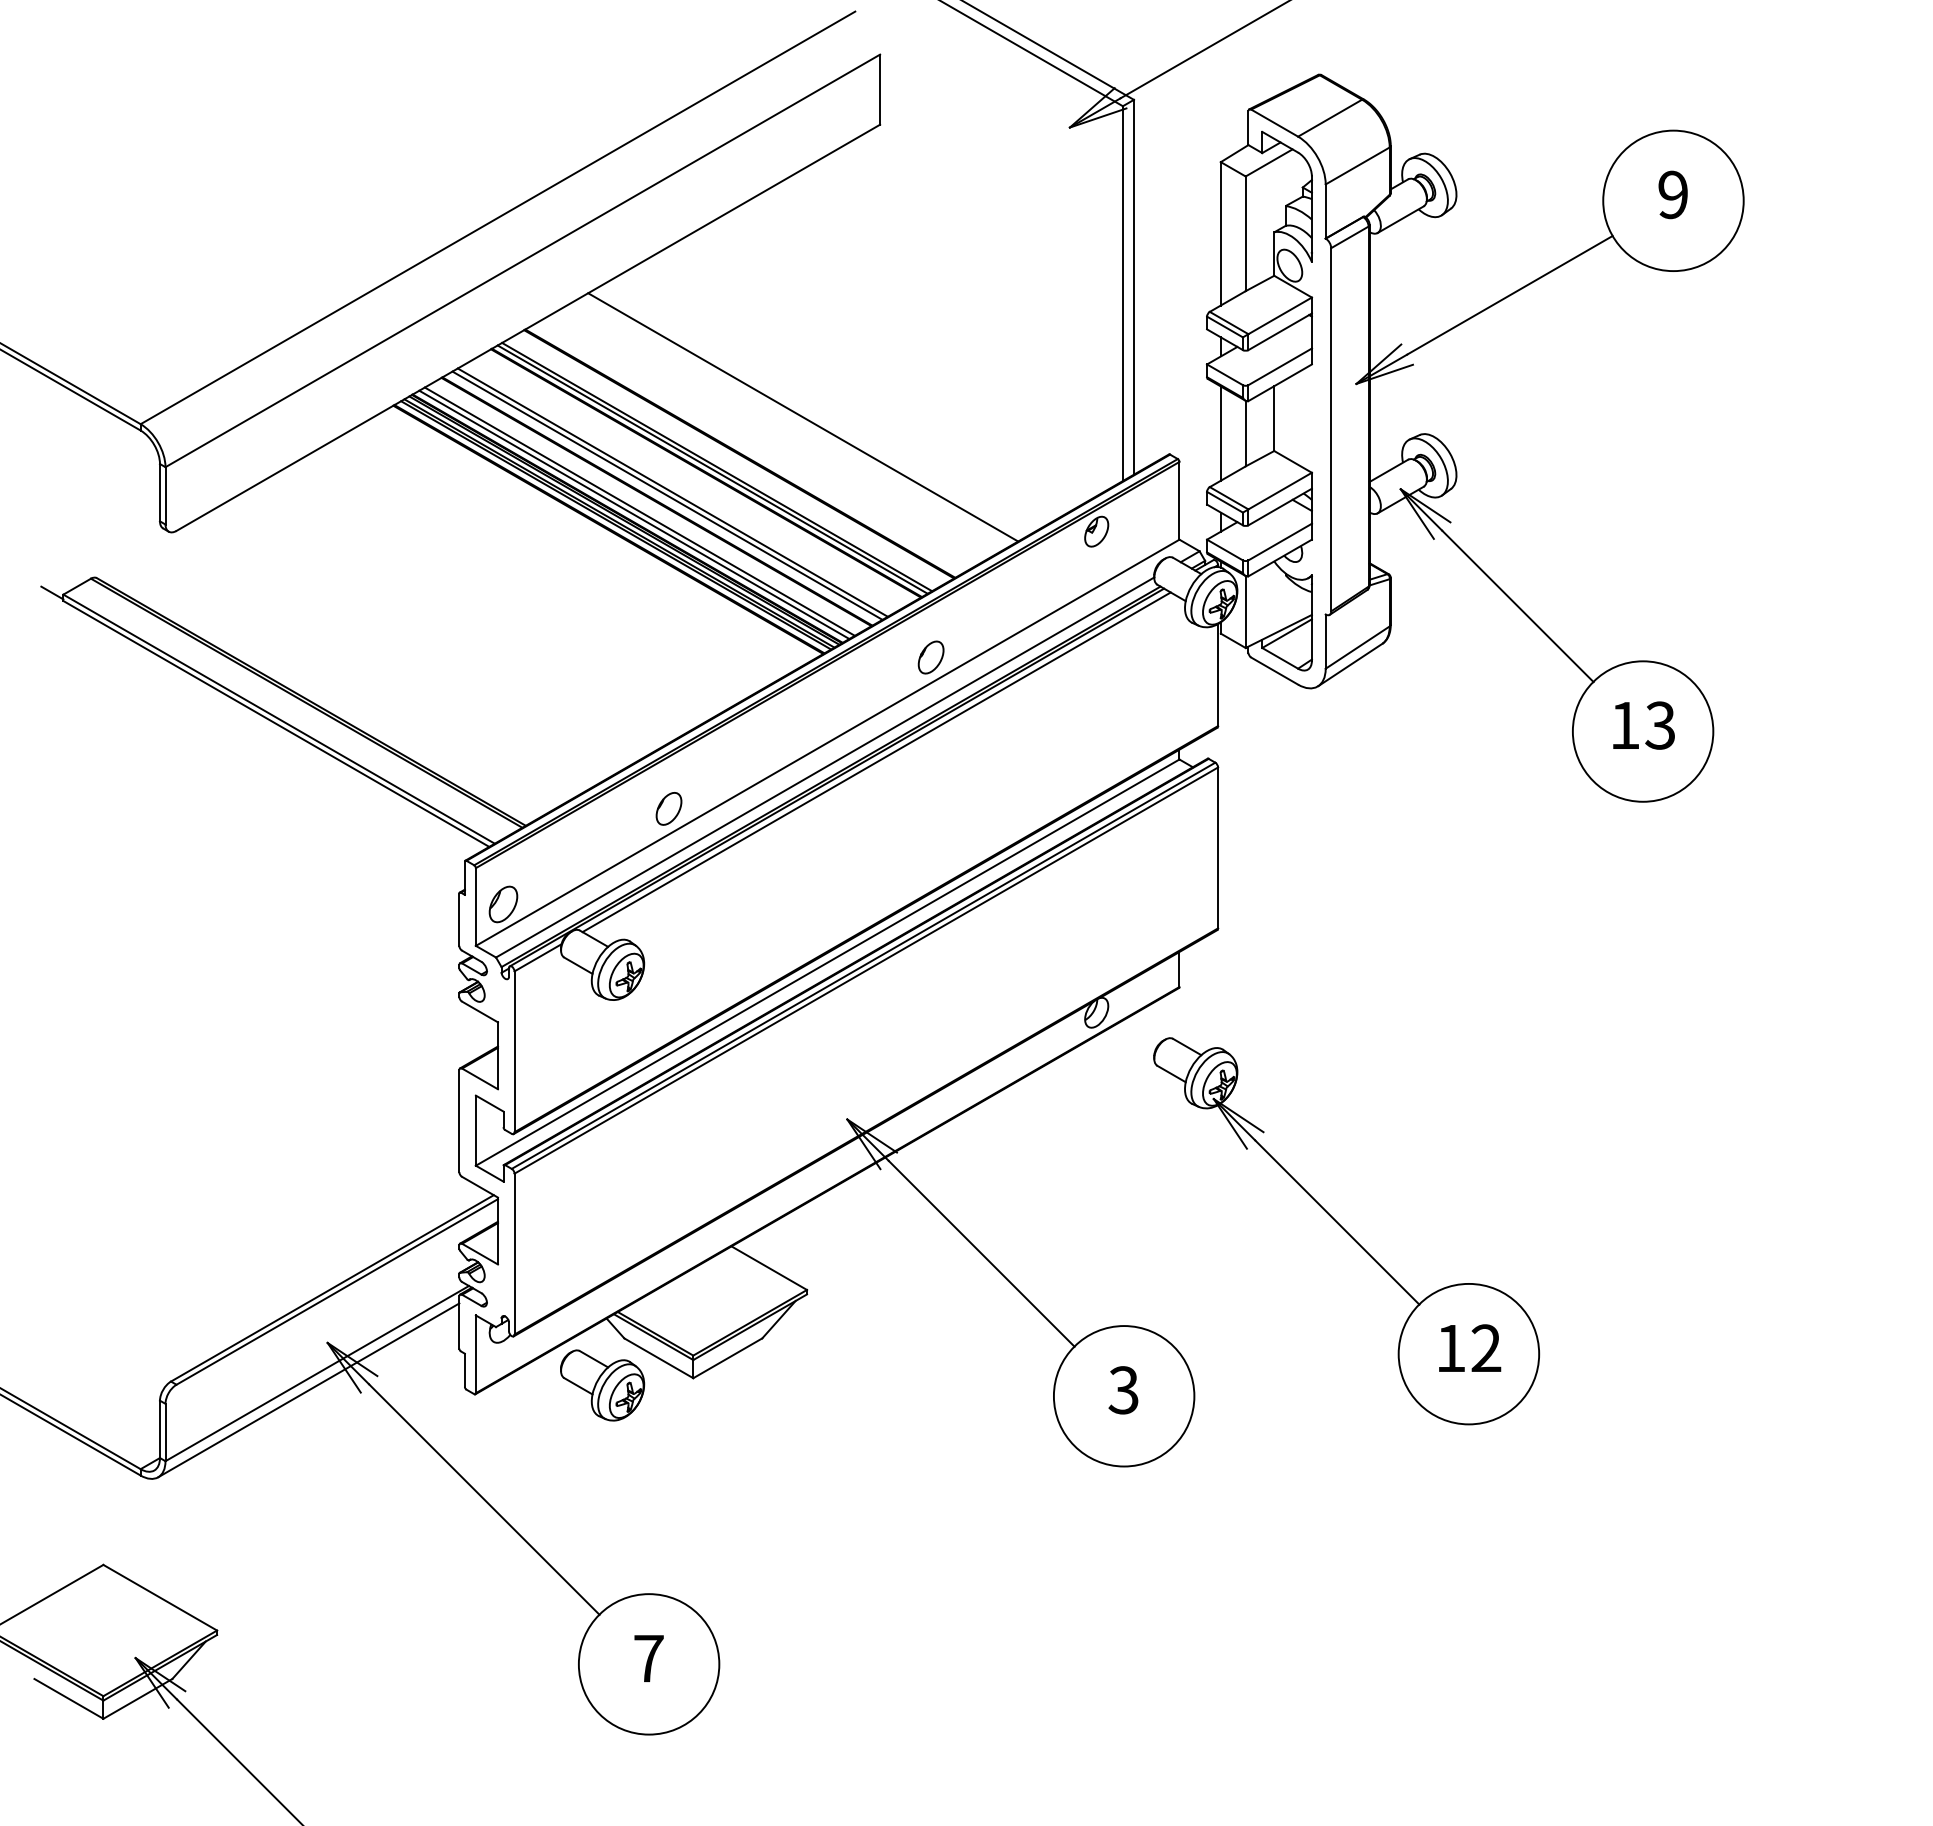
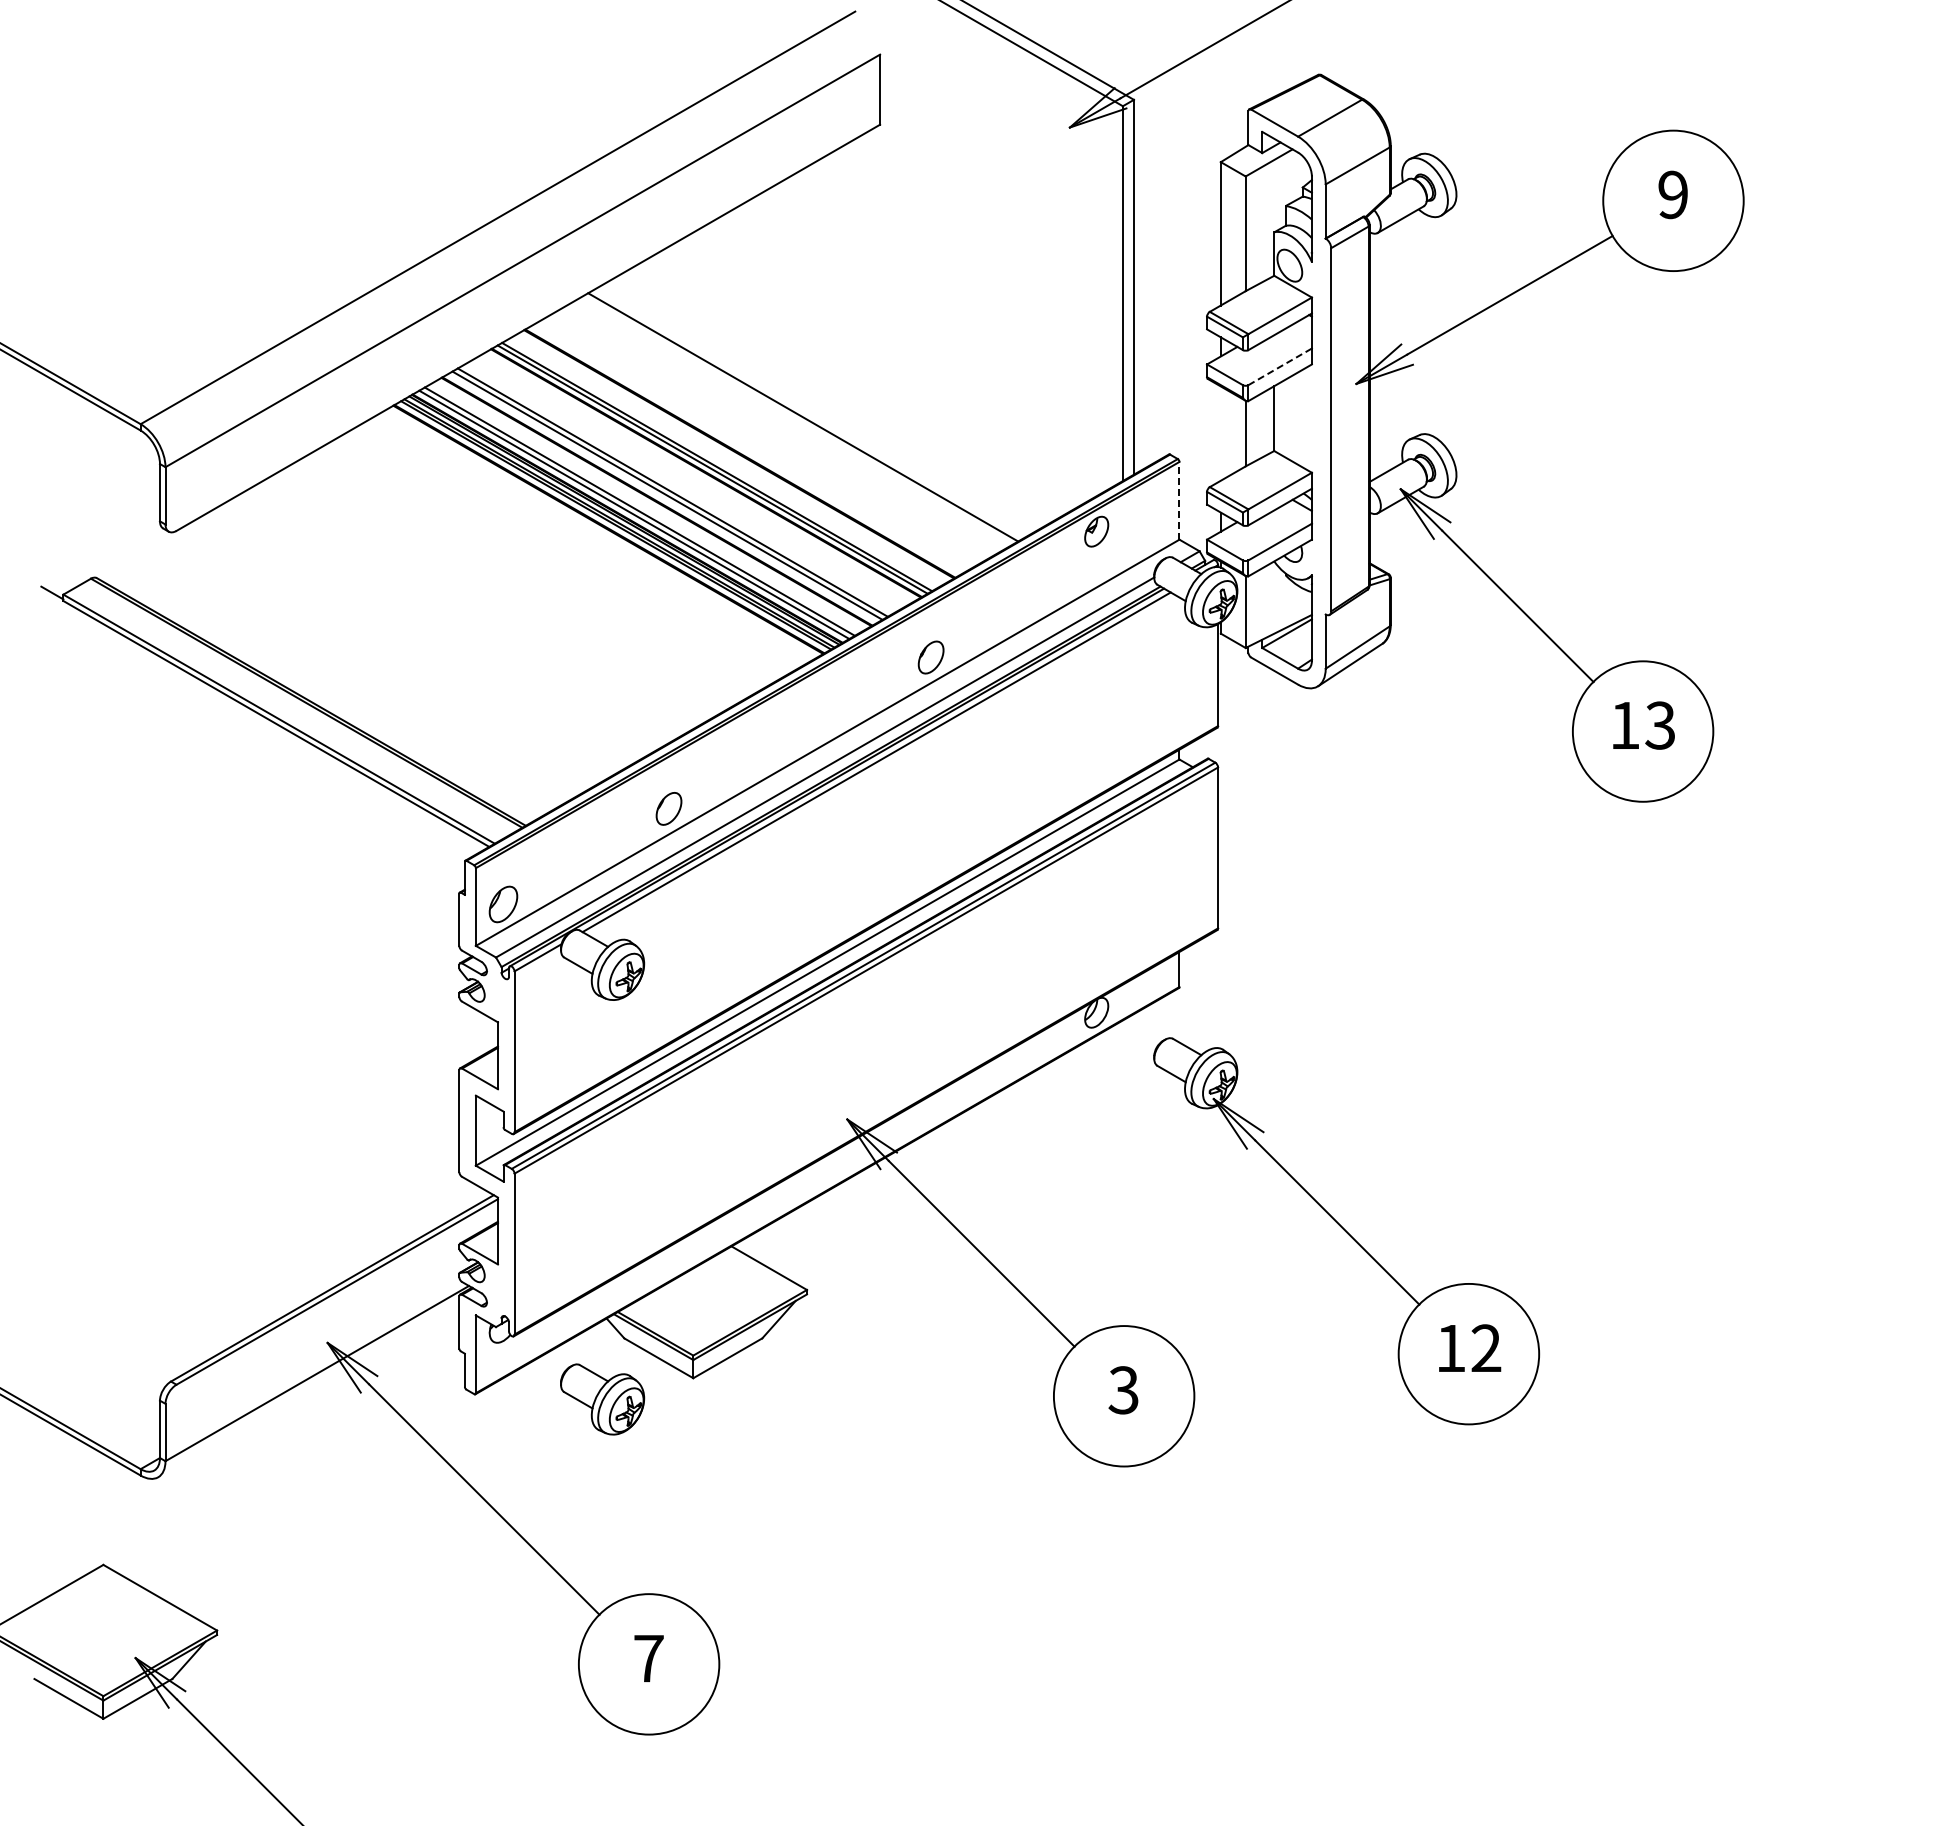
line: solid -> dashed (1280, 366)
line: present -> none (1220, 433)
line: solid -> dashed (1179, 500)
part position: (602, 1385) -> (602, 1399) (602, 1399)
line: present -> none (308, 1390)
